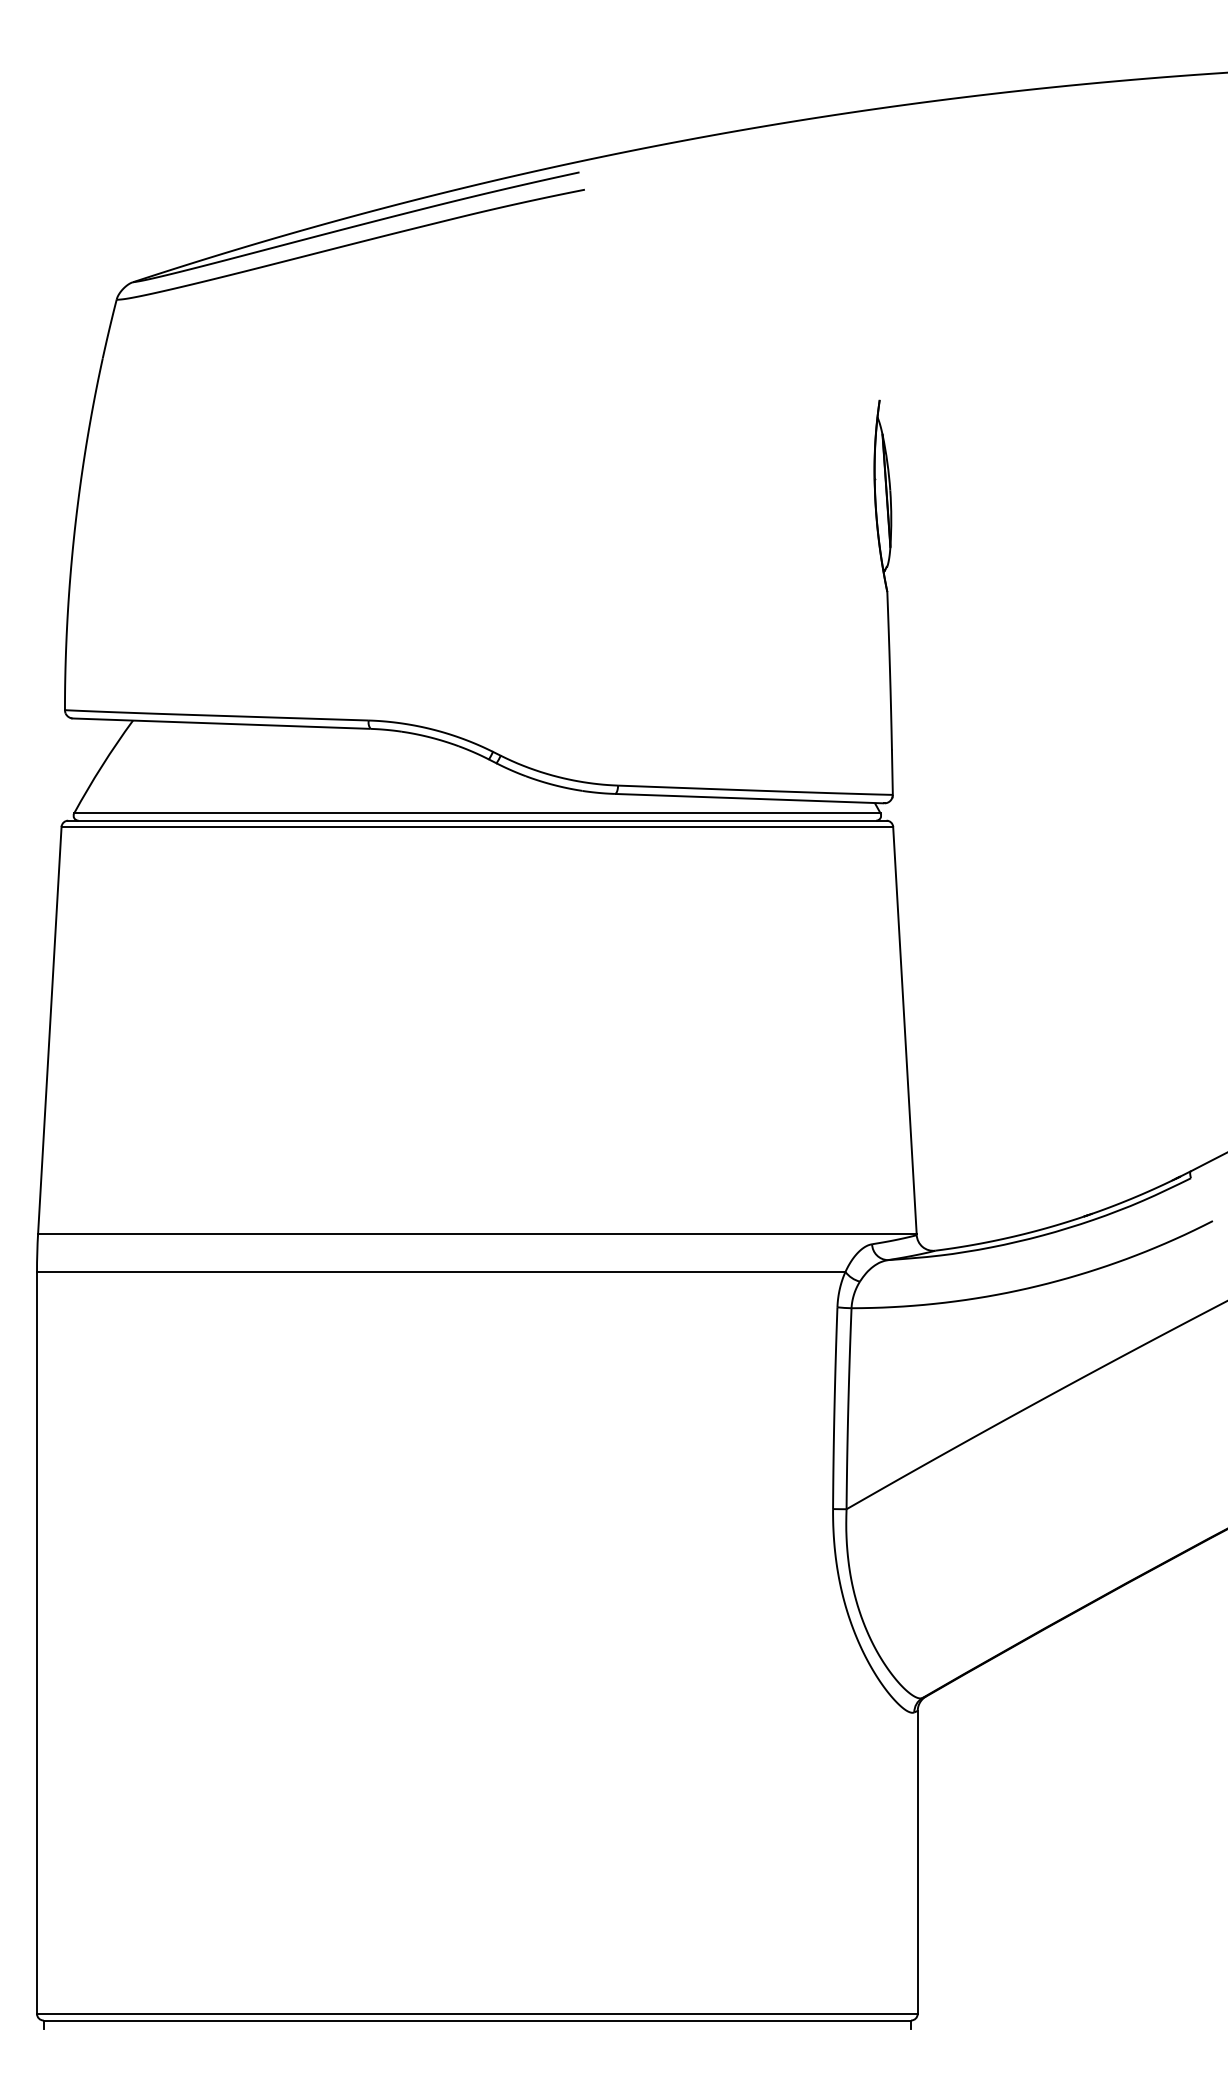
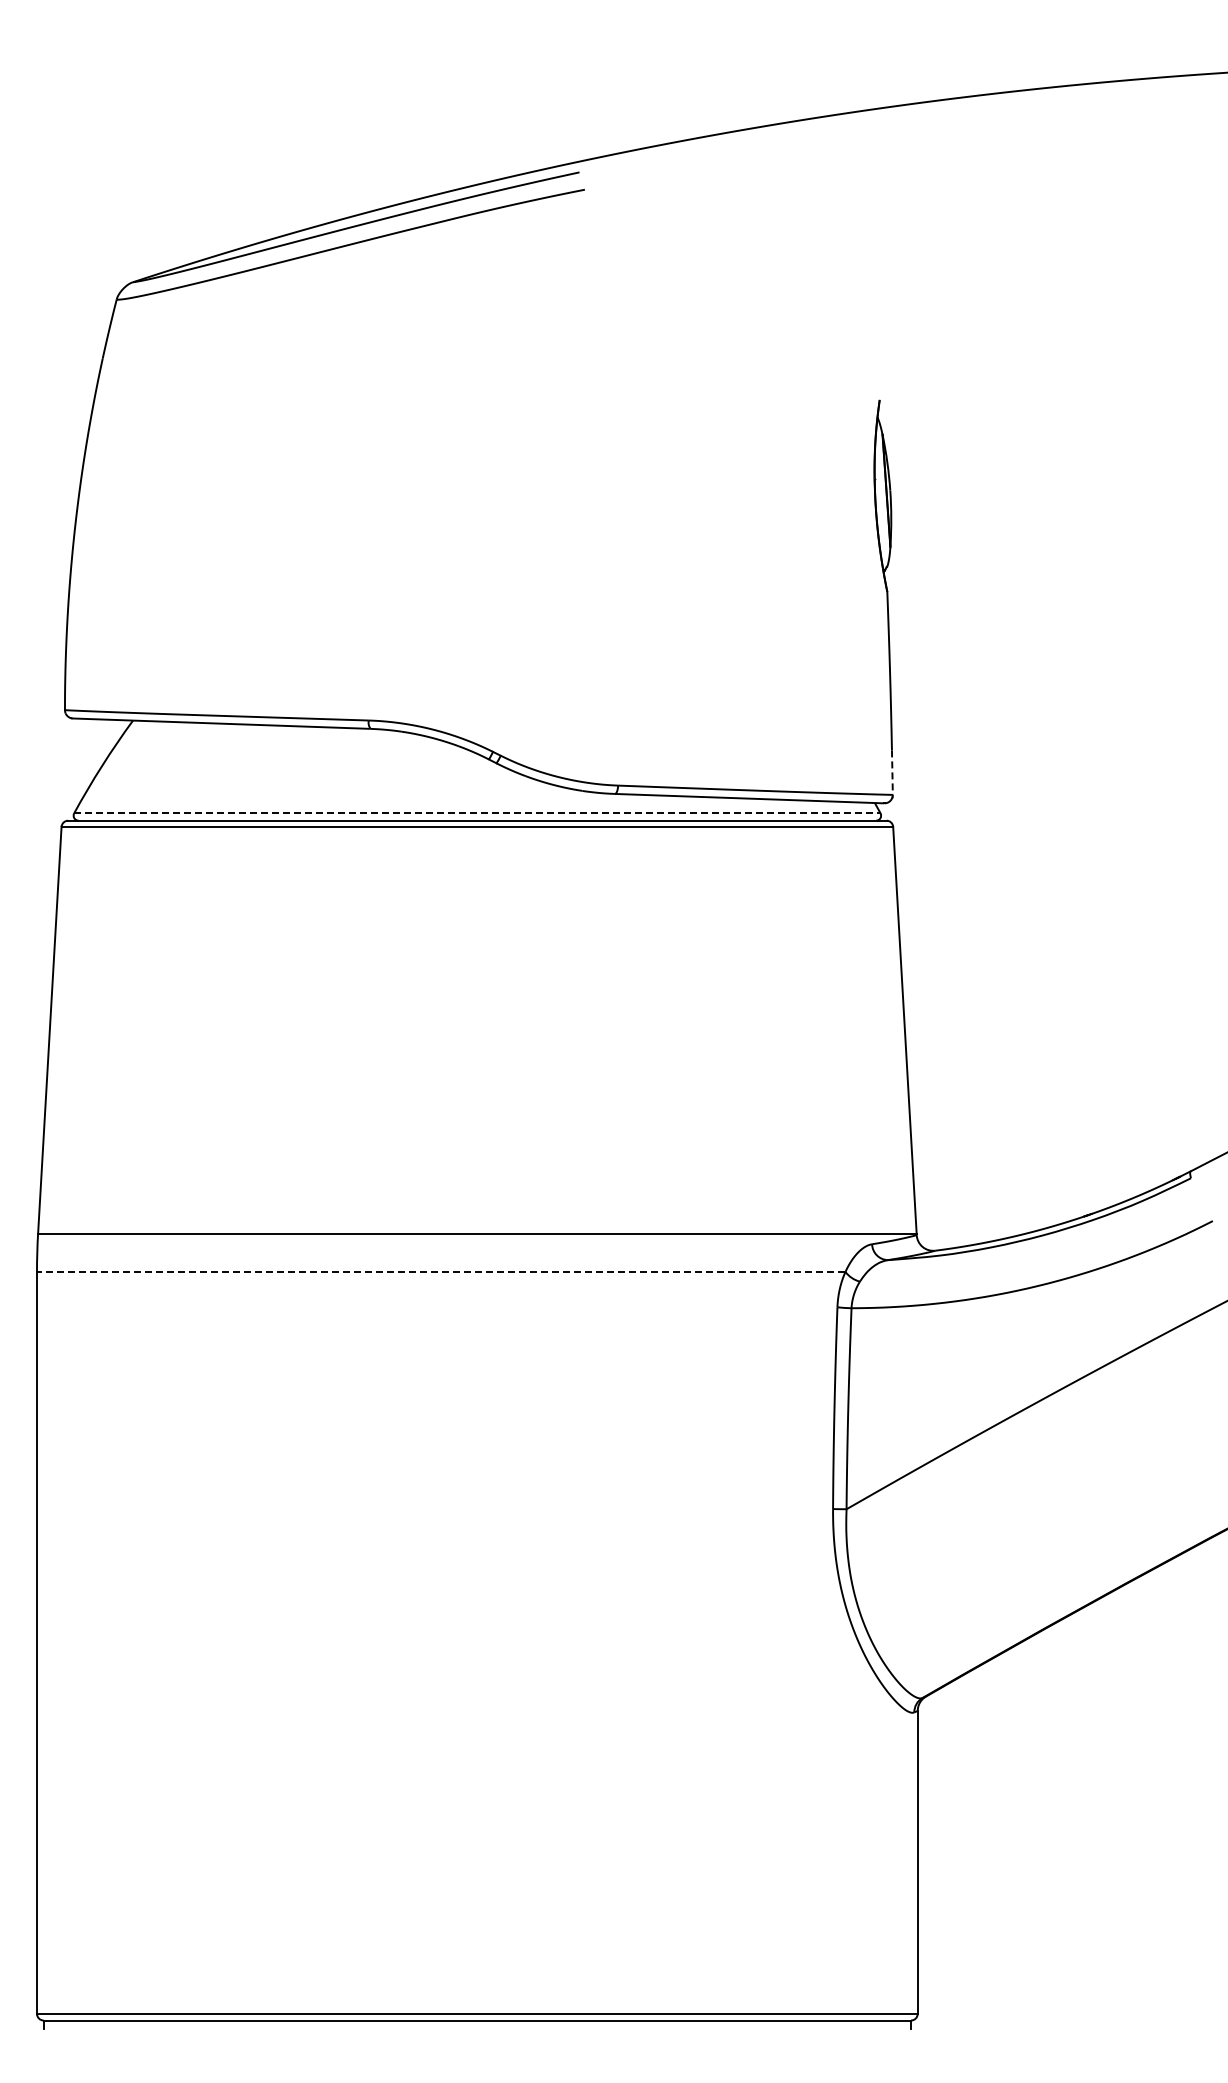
line: solid -> dashed (892, 773)
line: solid -> dashed (477, 813)
line: solid -> dashed (440, 1271)
